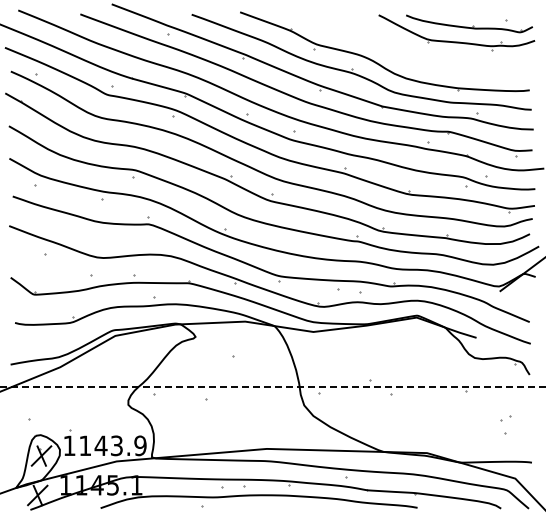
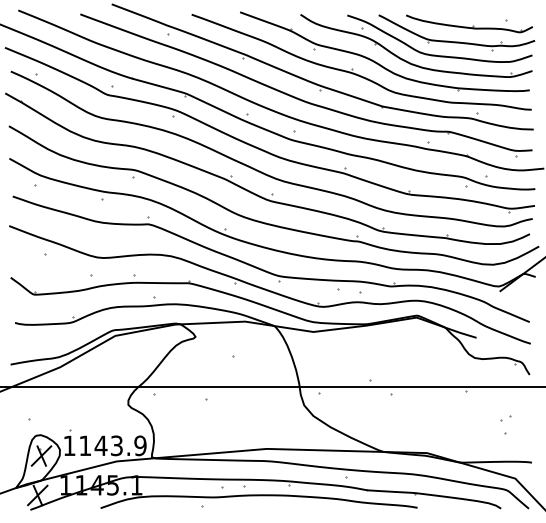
part: none -> present (416, 45)
line: dashed -> solid (273, 386)
